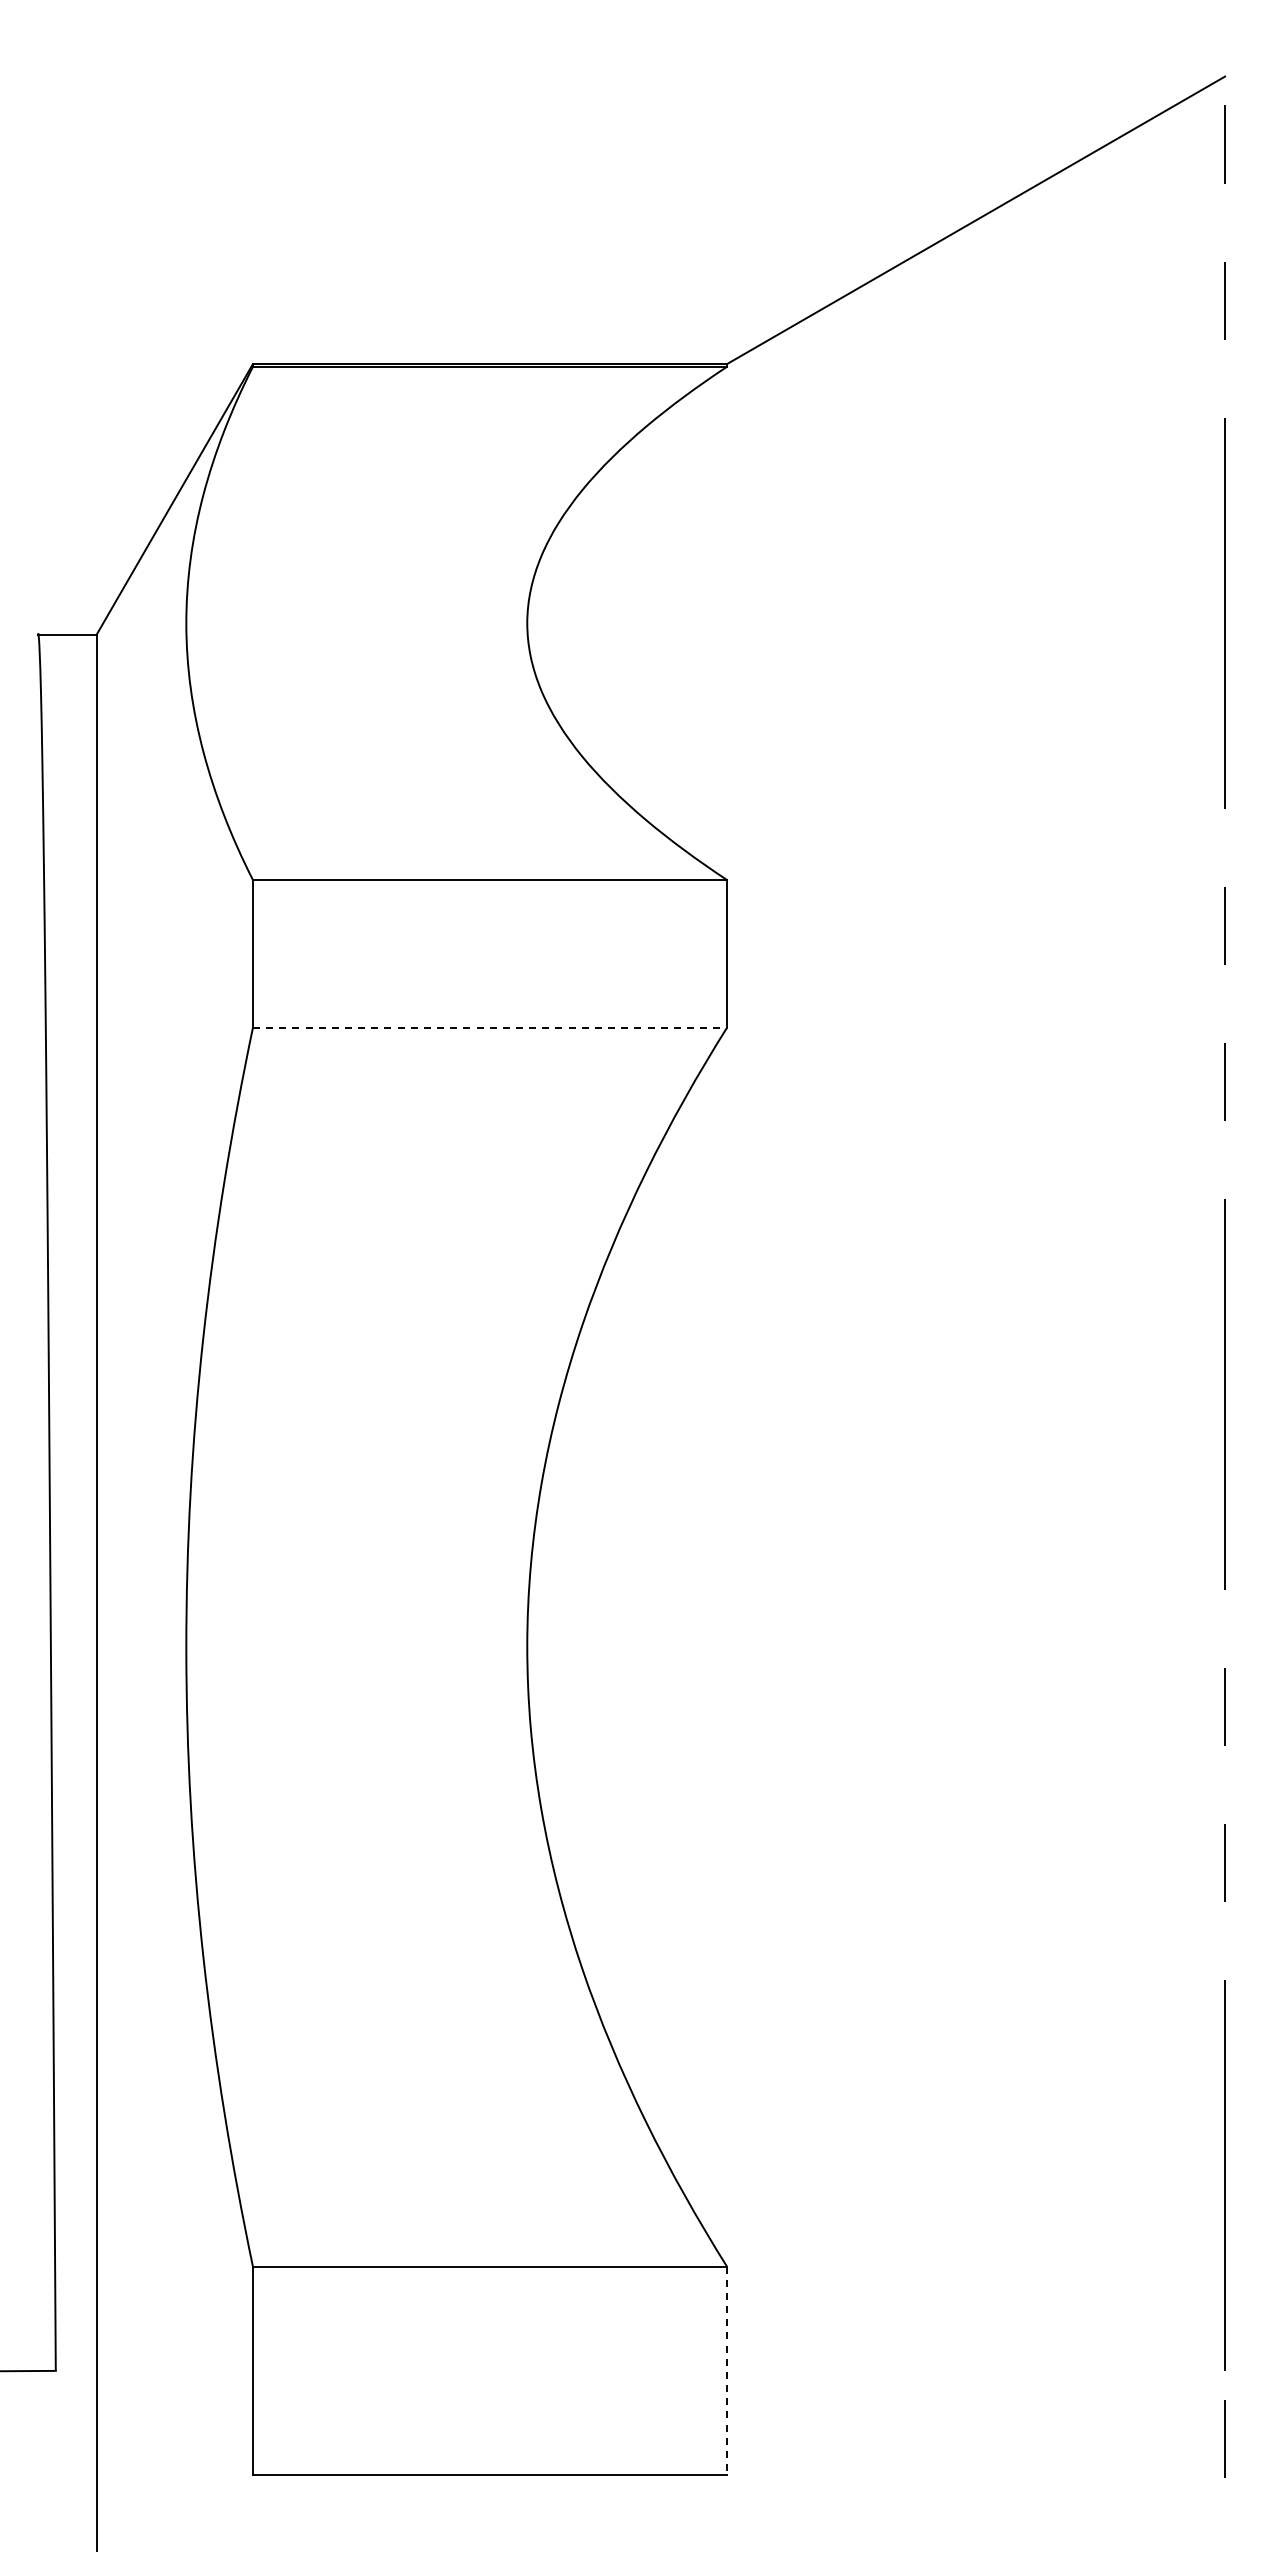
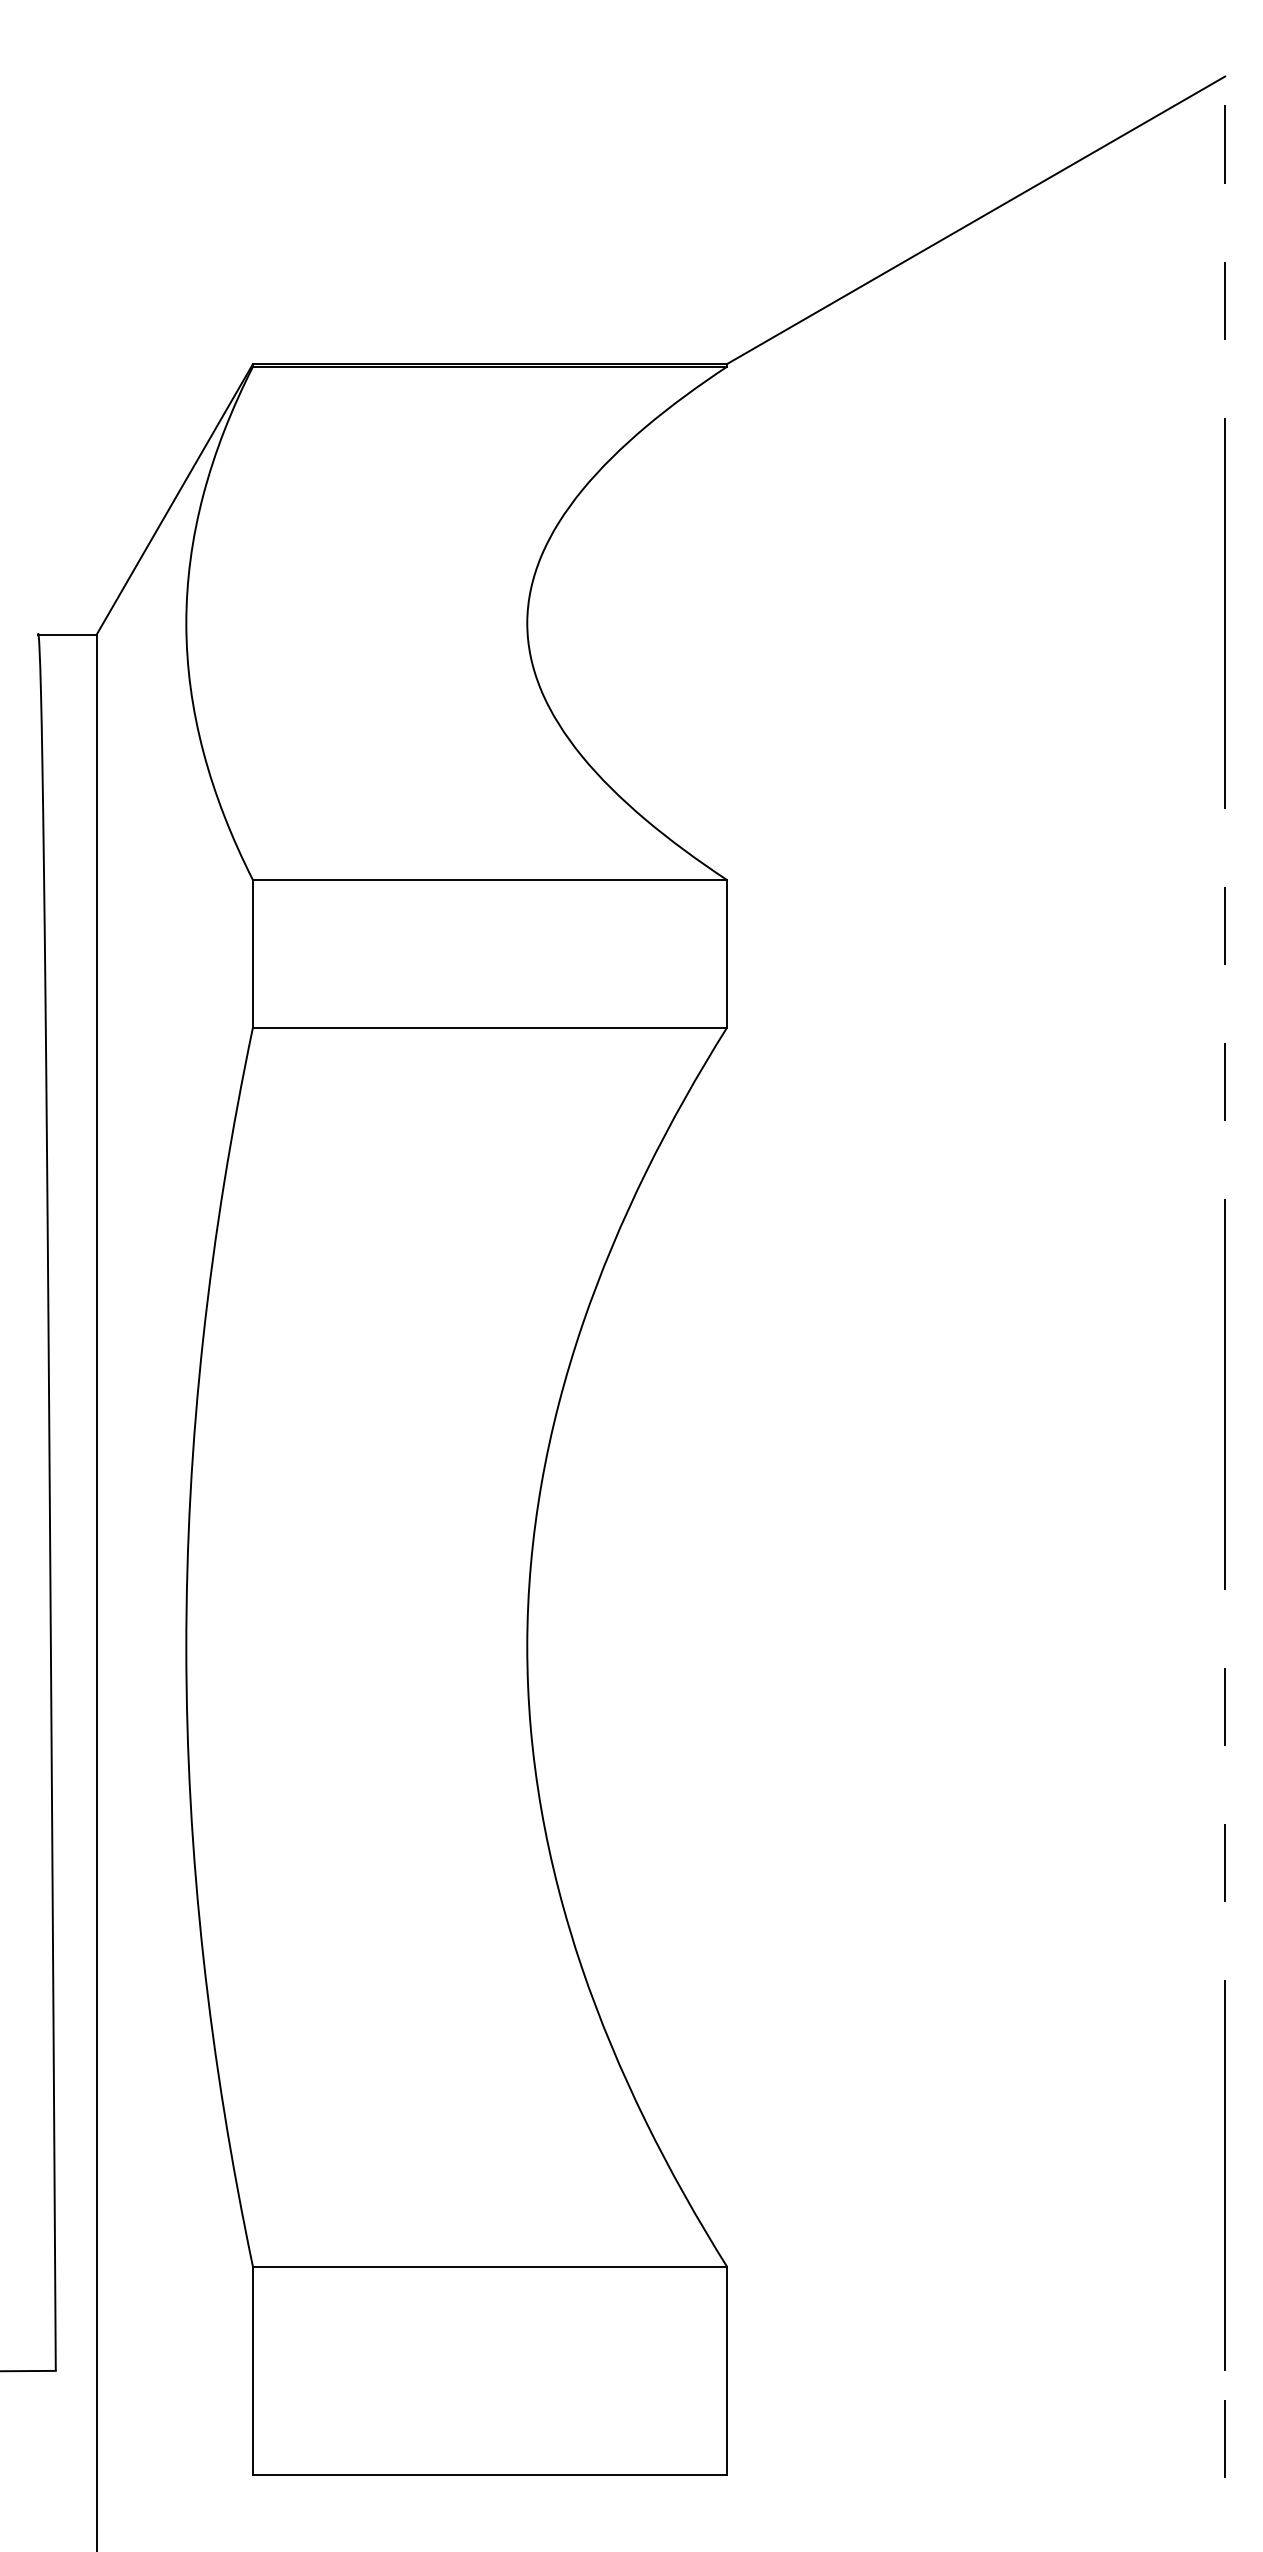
line: dashed -> solid (490, 1027)
line: dashed -> solid (727, 2371)
